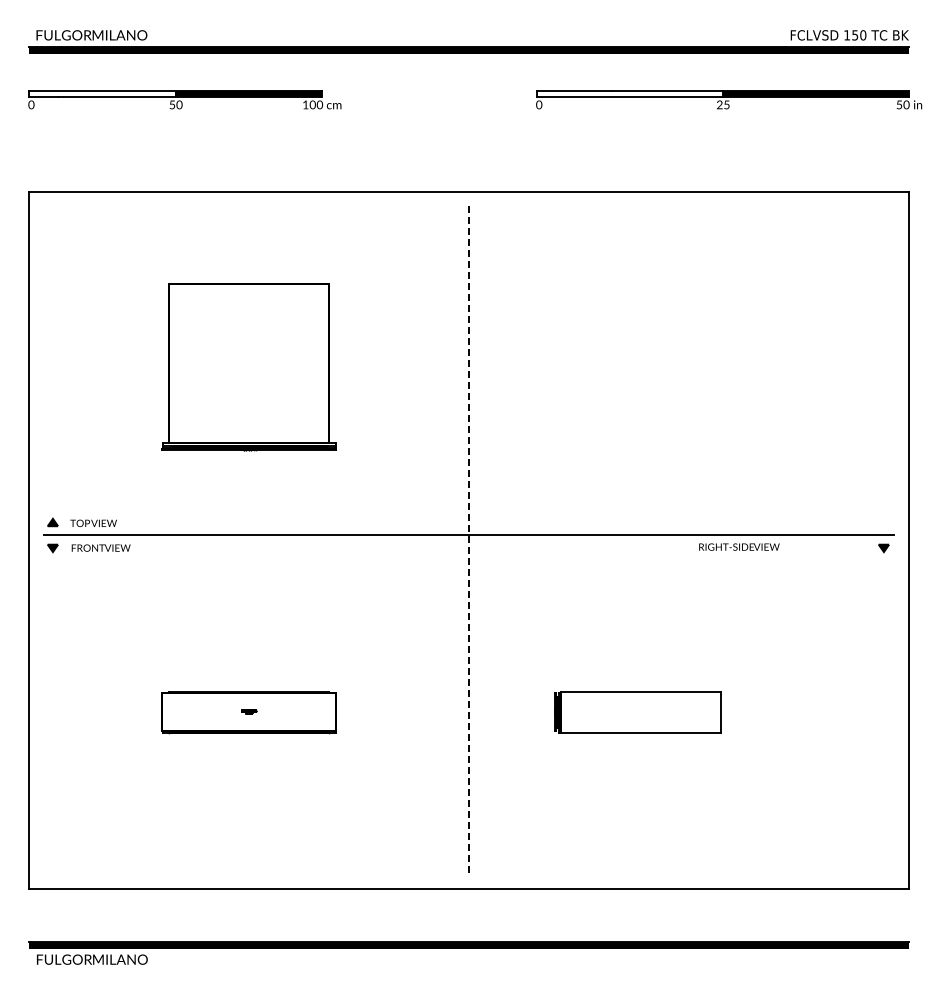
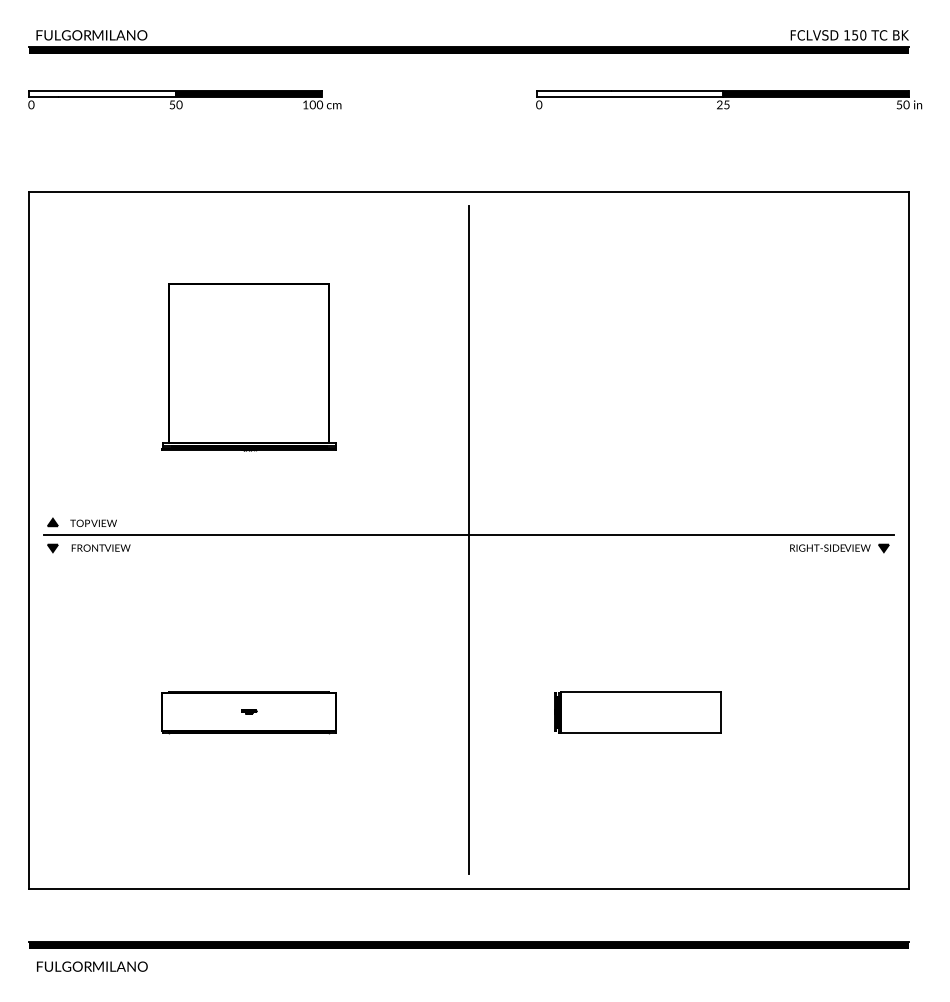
line: dashed -> solid (469, 540)
text position: (739, 546) -> (830, 547) (830, 547)
text position: (92, 959) -> (92, 966) (92, 966)
